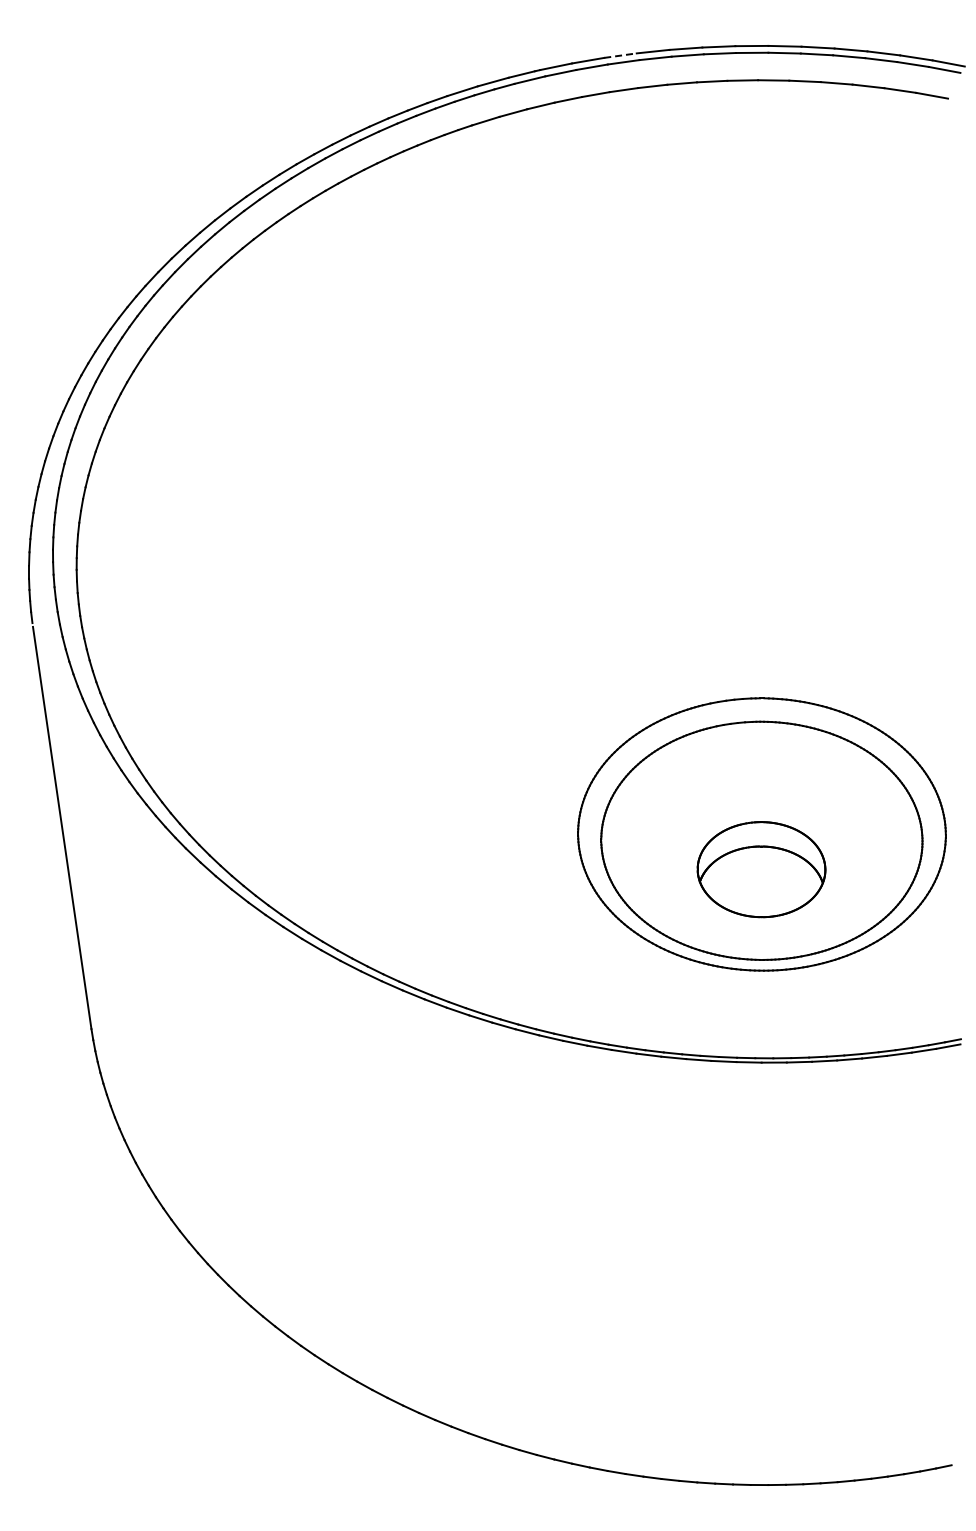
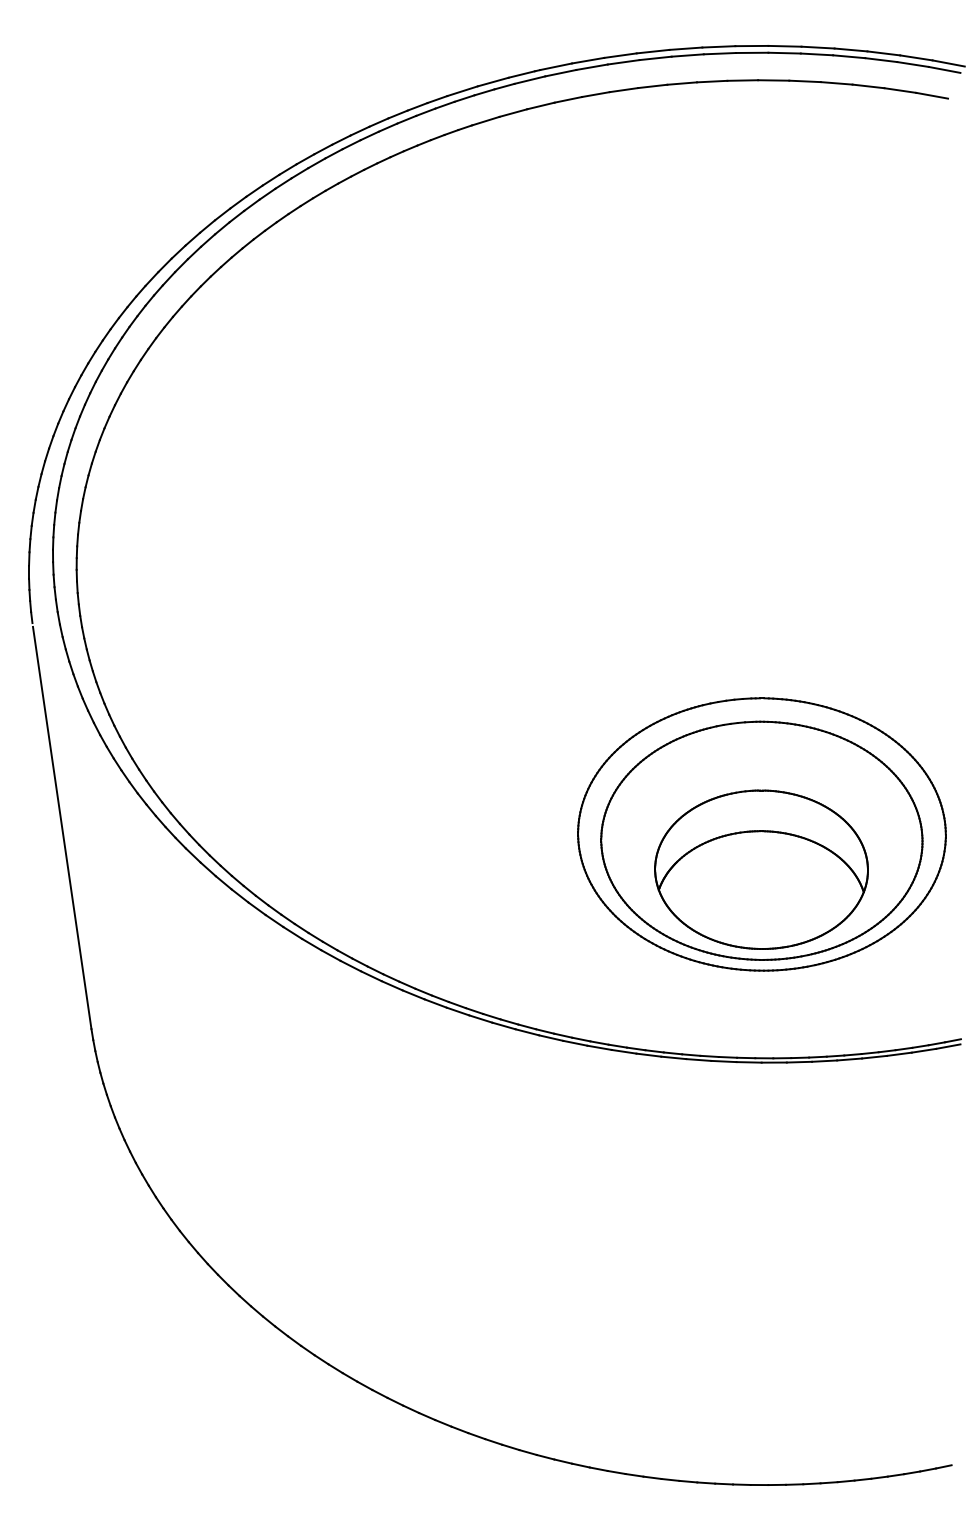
line: dashed -> solid (620, 55)
part size: 131x98 px -> 215x161 px (761, 869)
